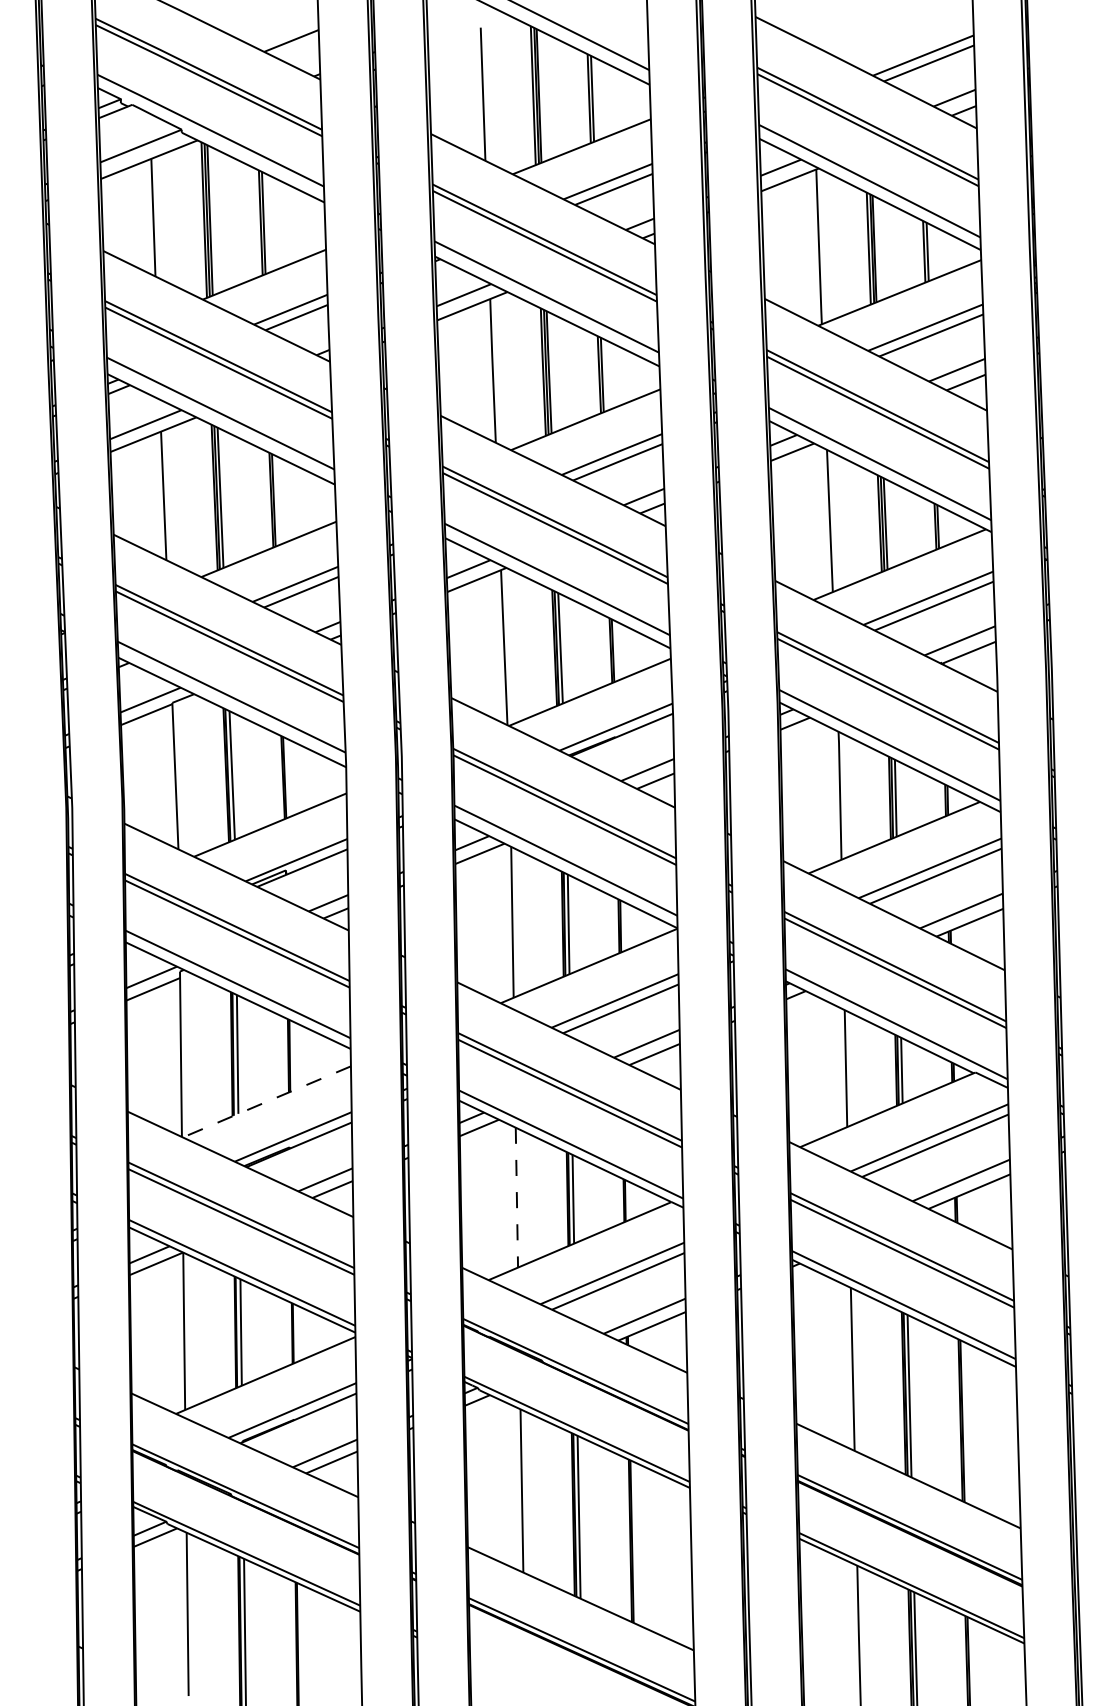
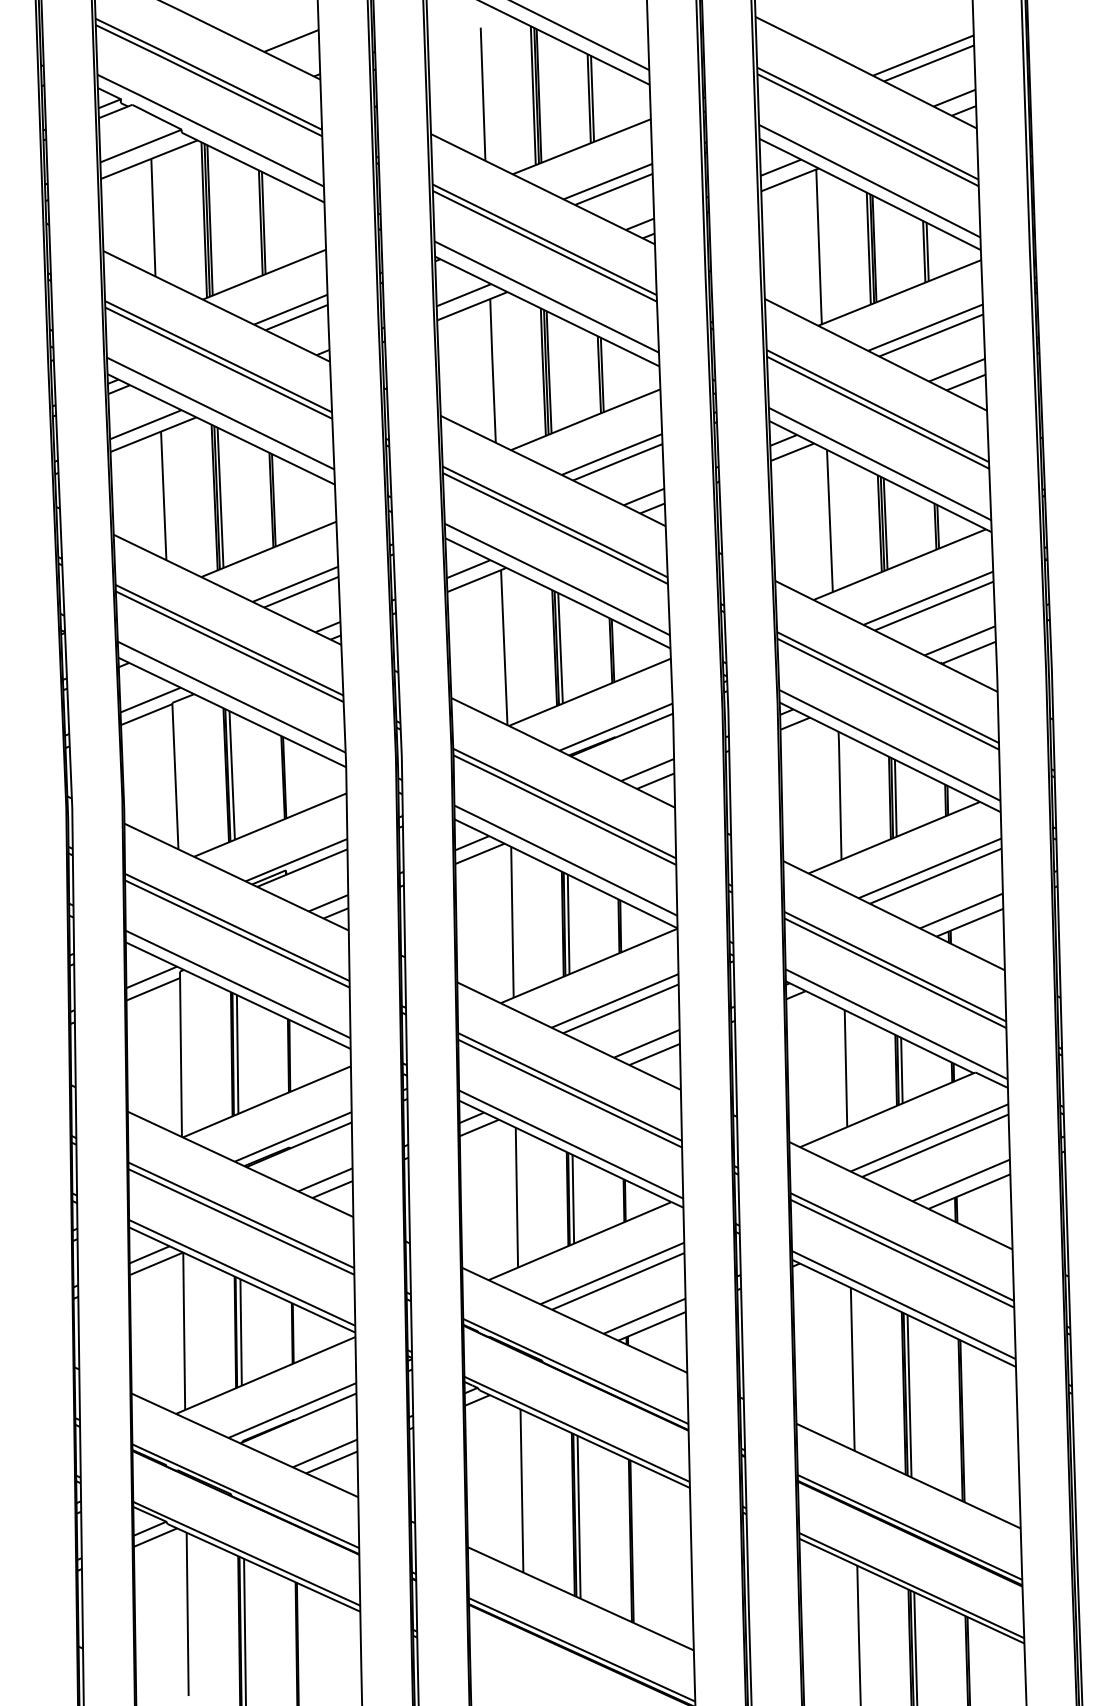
line: dashed -> solid (266, 1101)
line: dashed -> solid (516, 1198)
